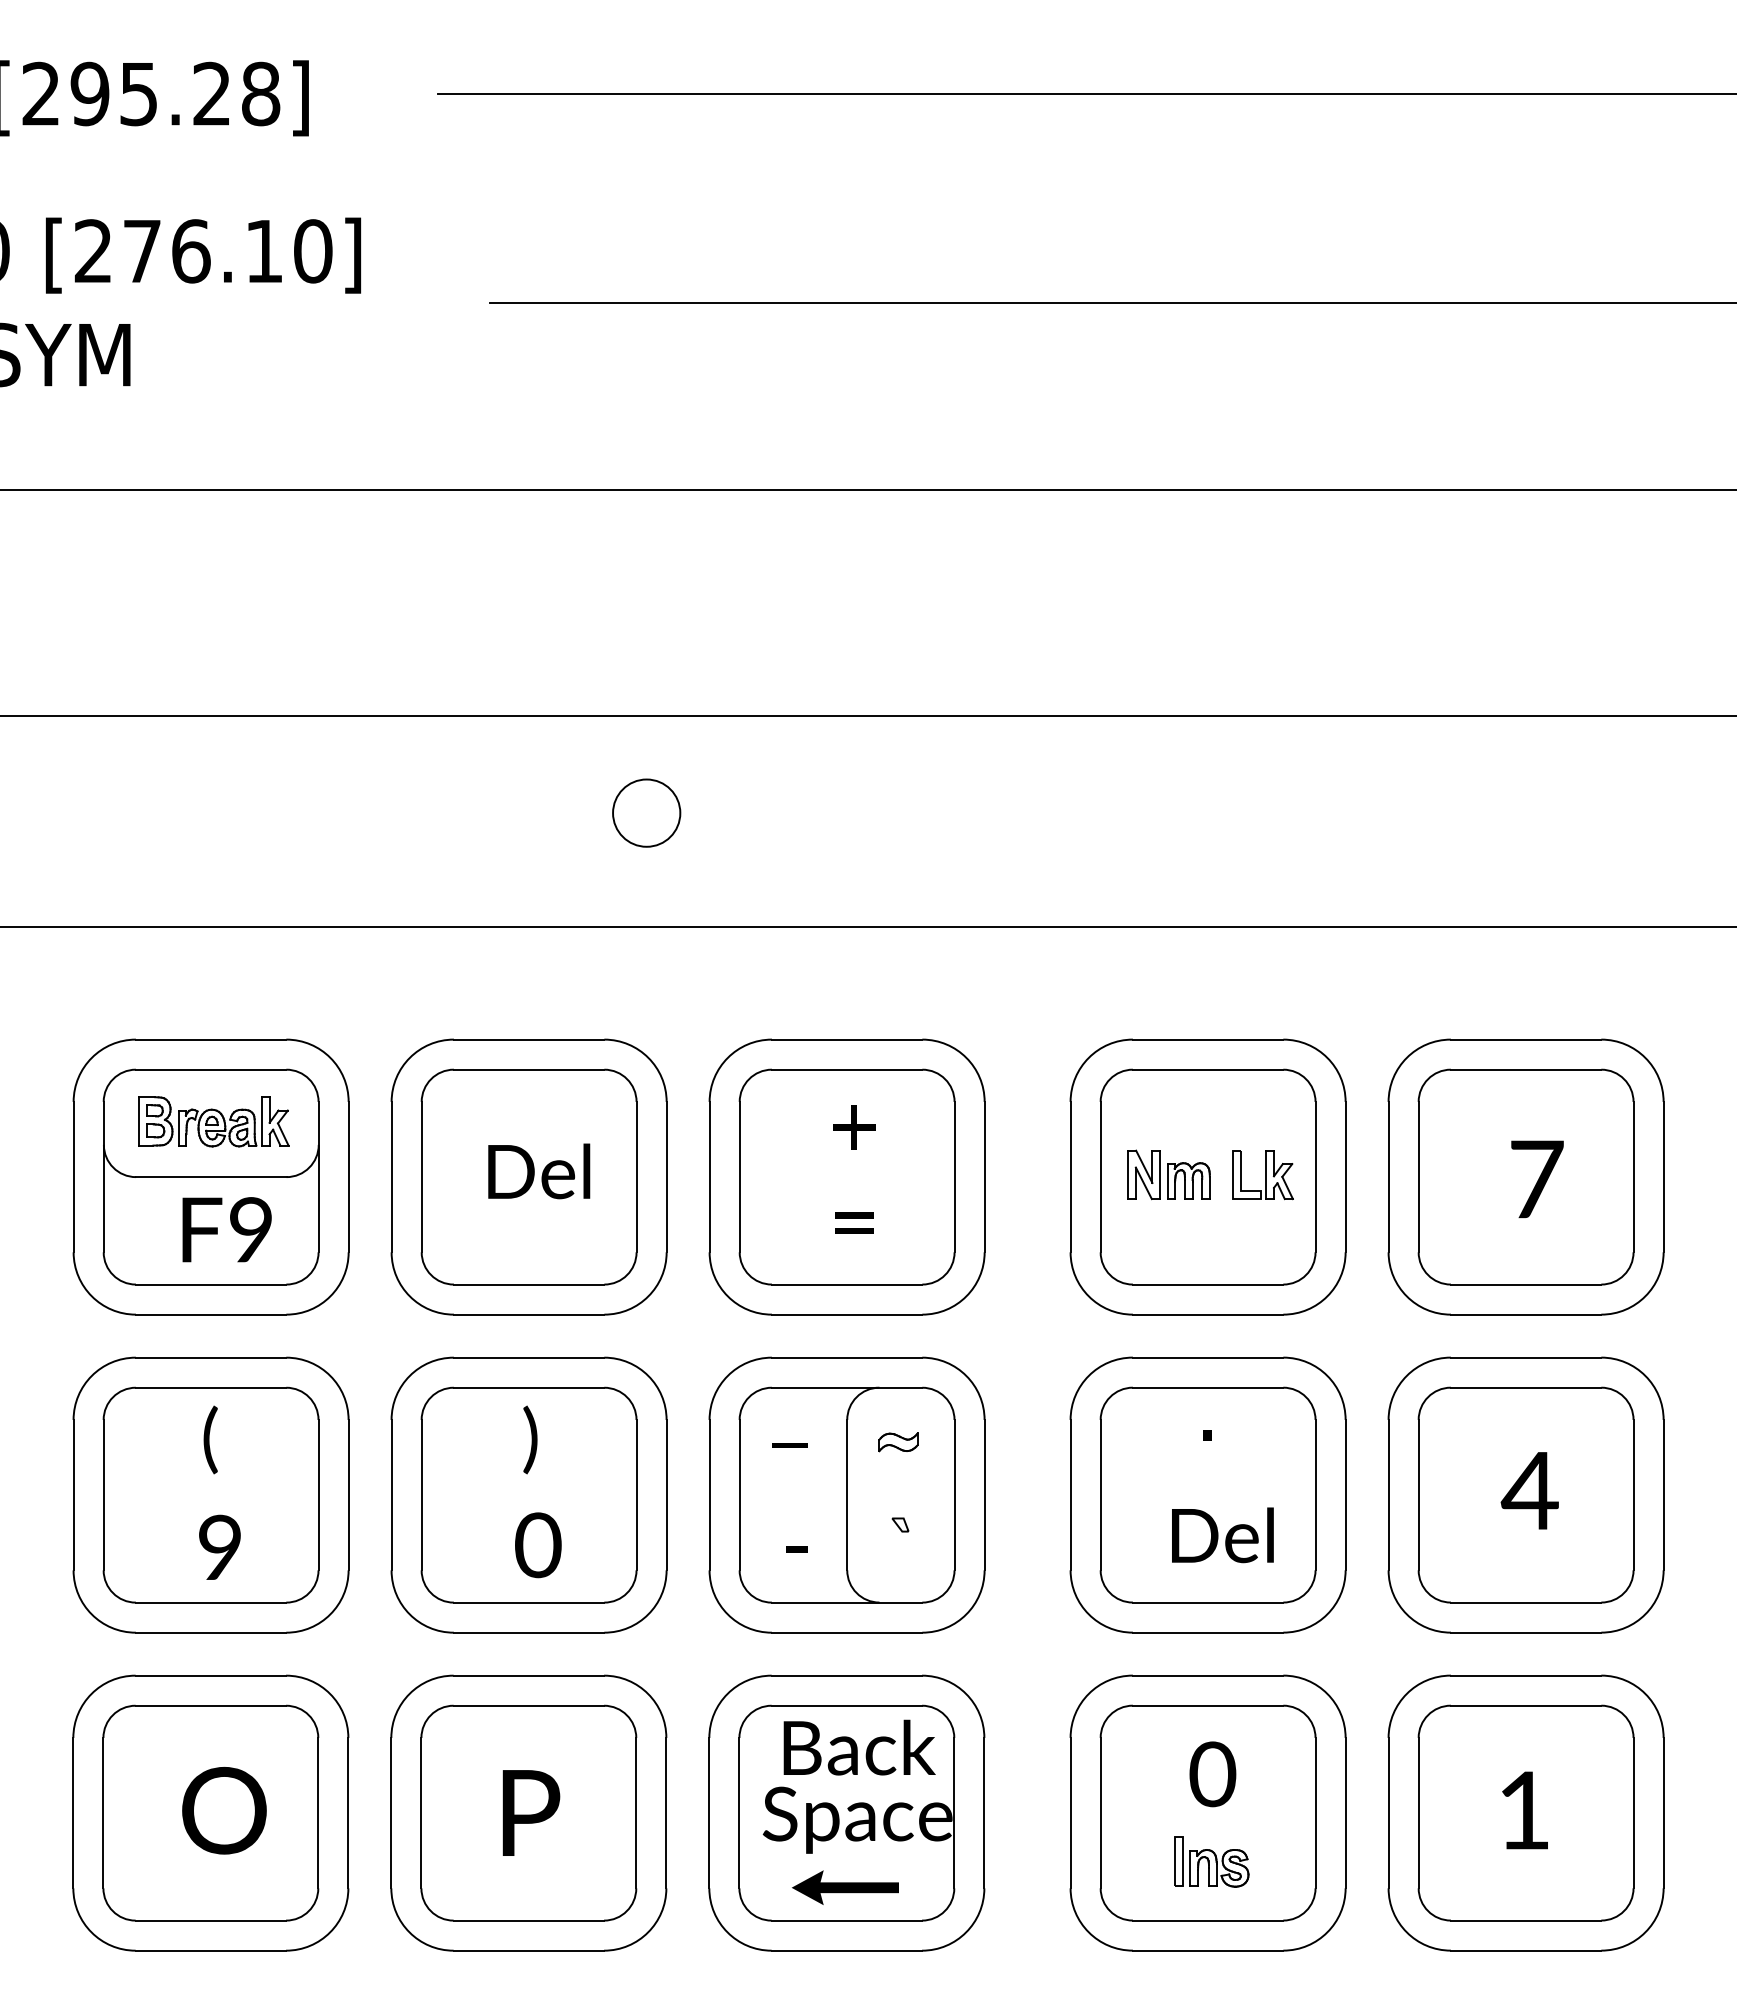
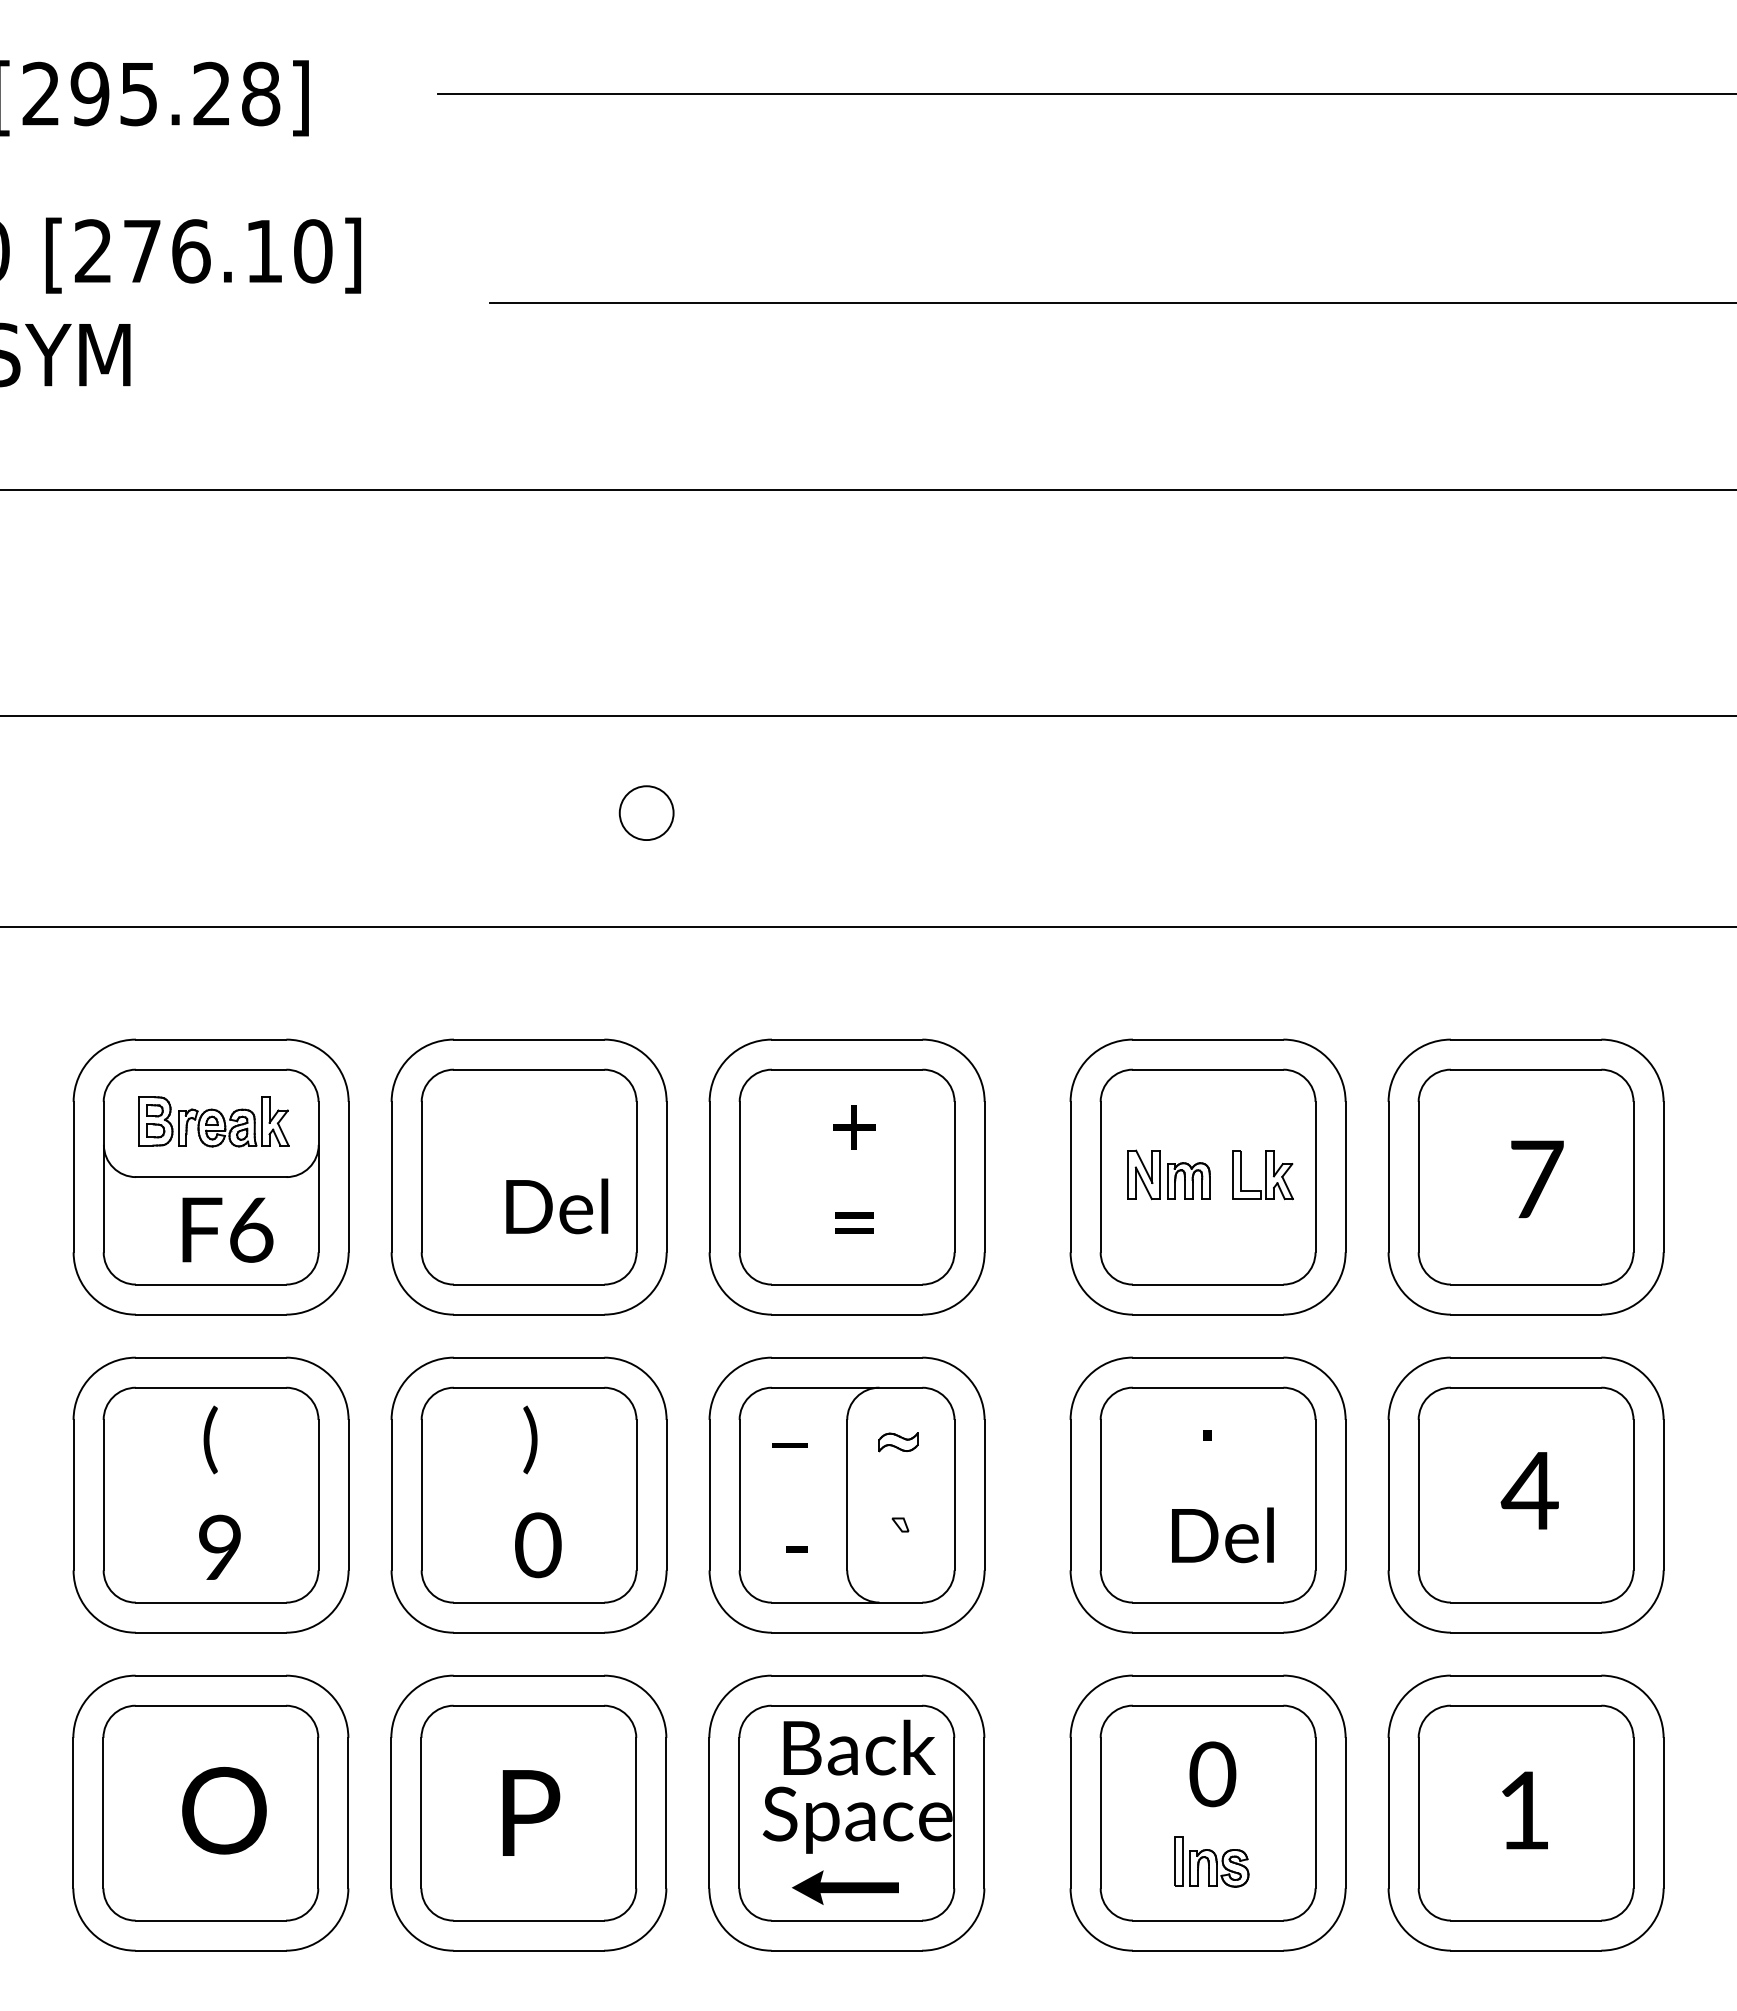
circle diameter: 67 px -> 54 px (646, 813)
text position: (539, 1171) -> (557, 1206) (557, 1206)
text: F9 -> F6 (251, 1229)
